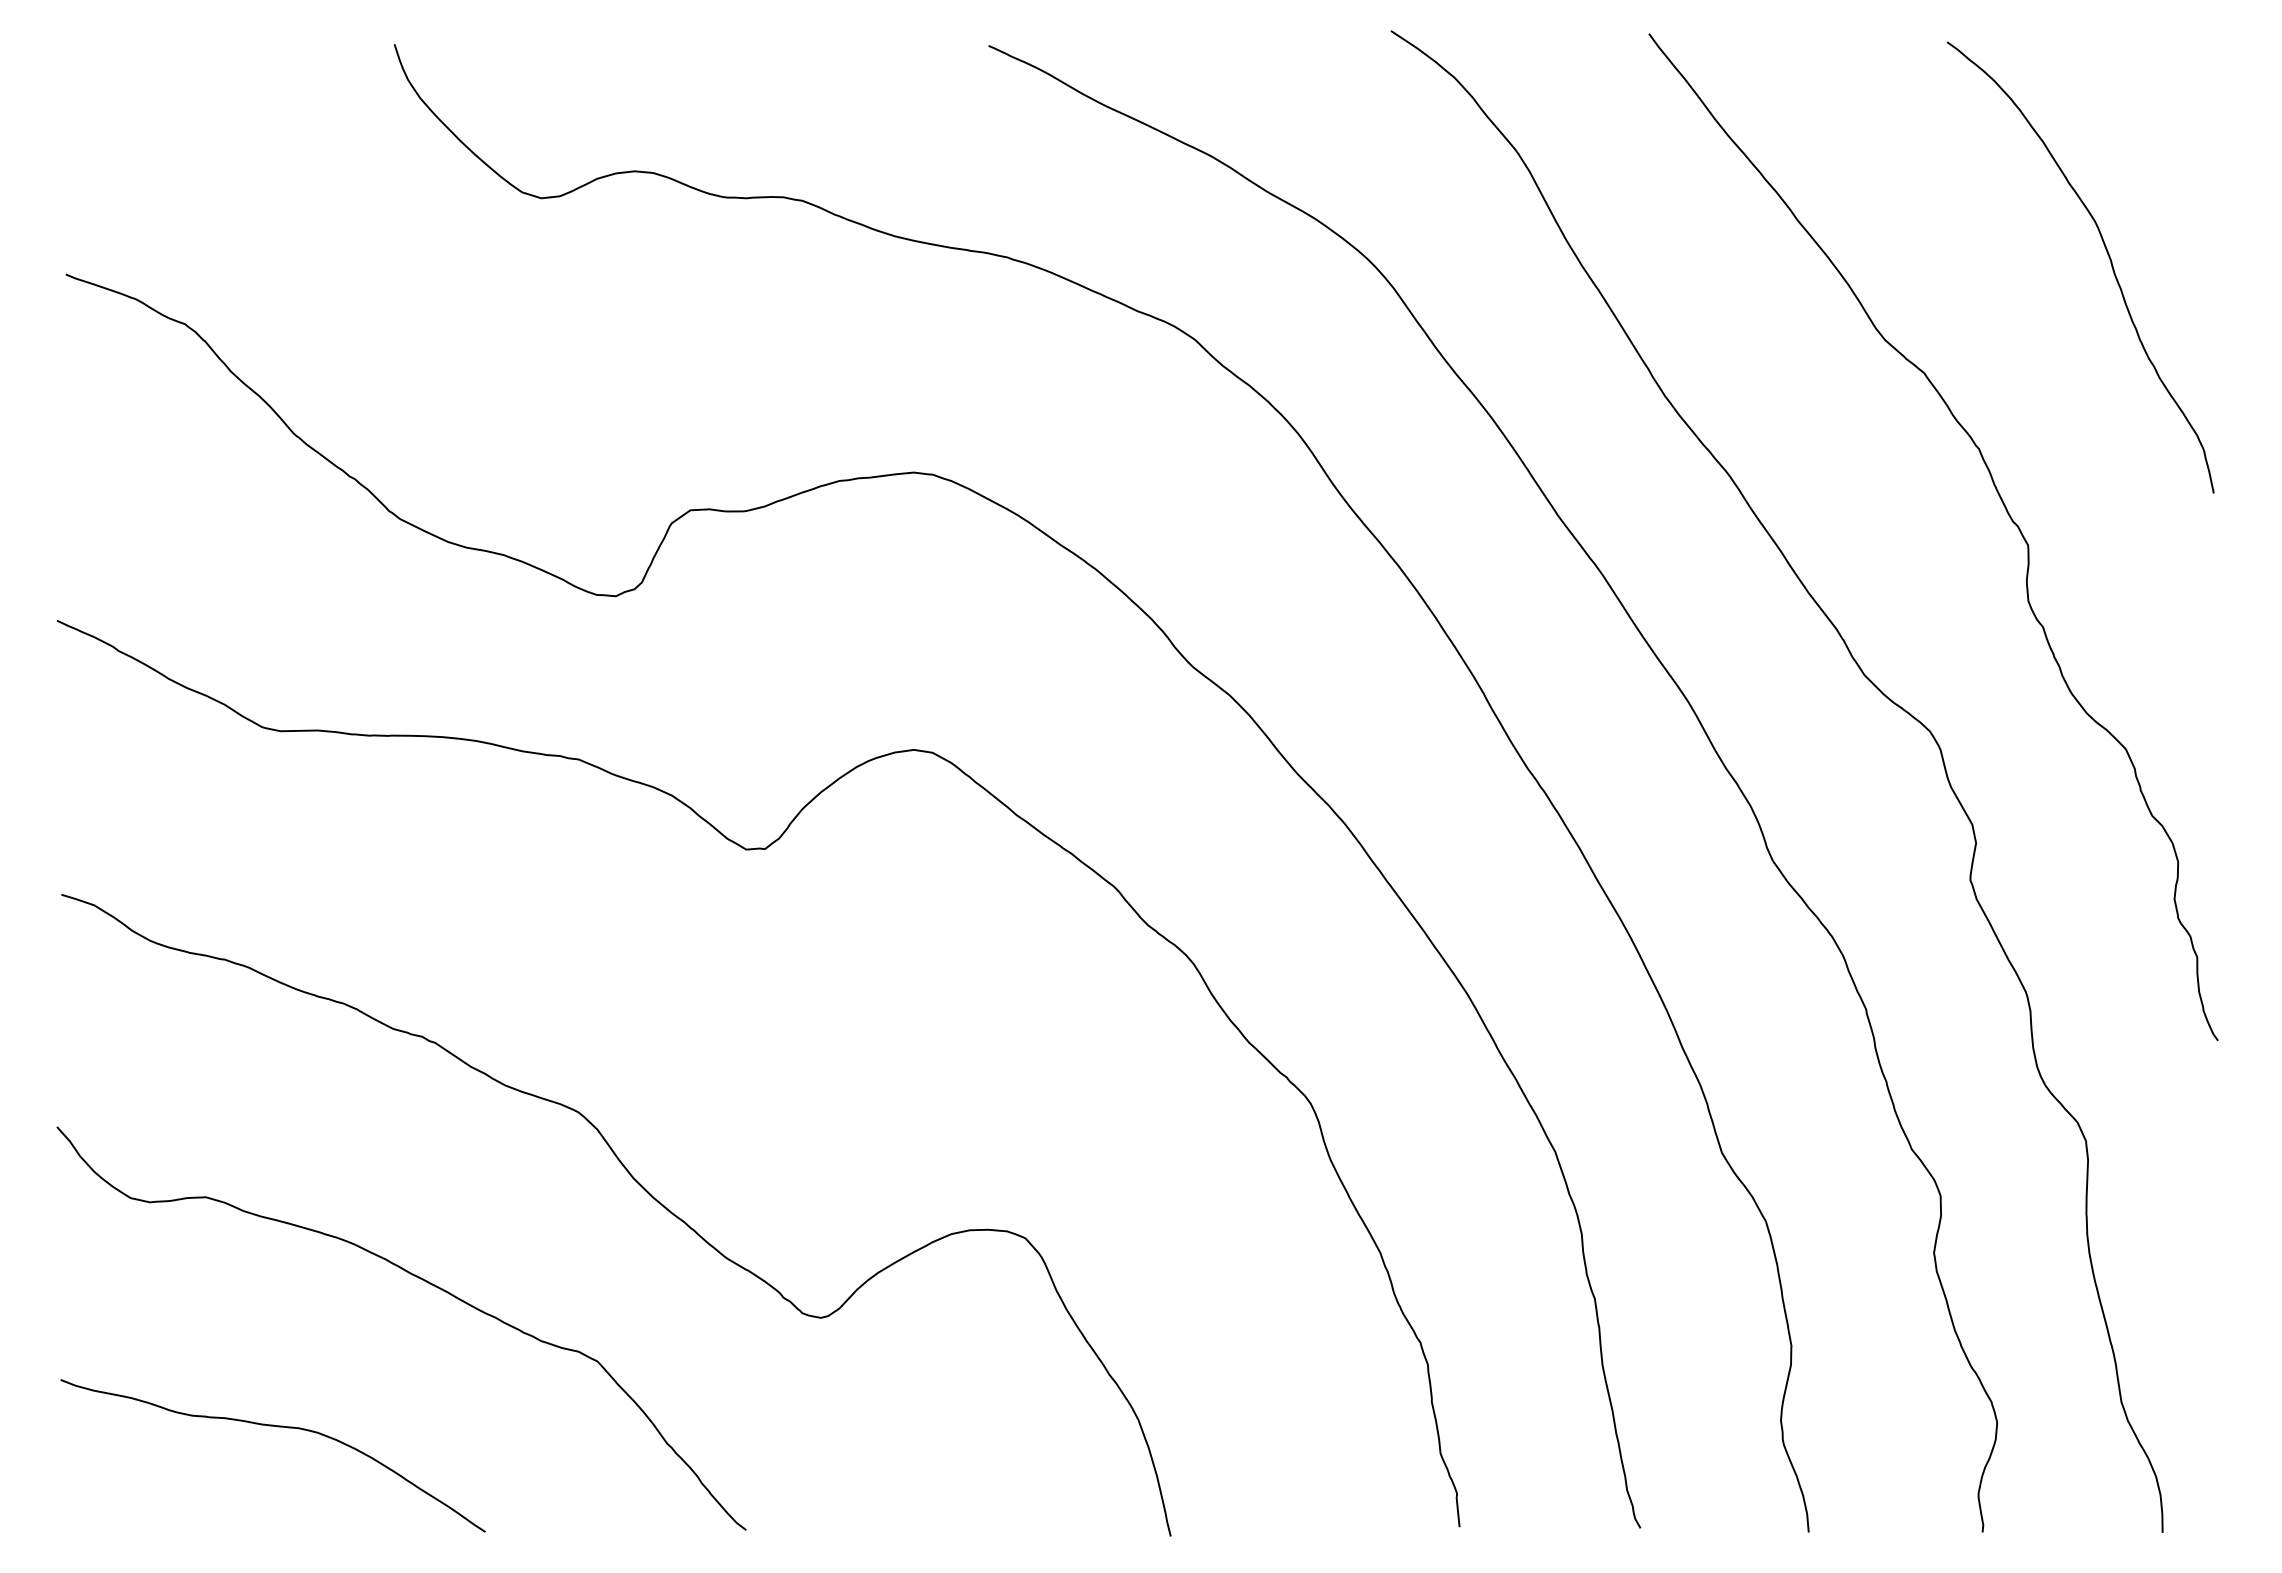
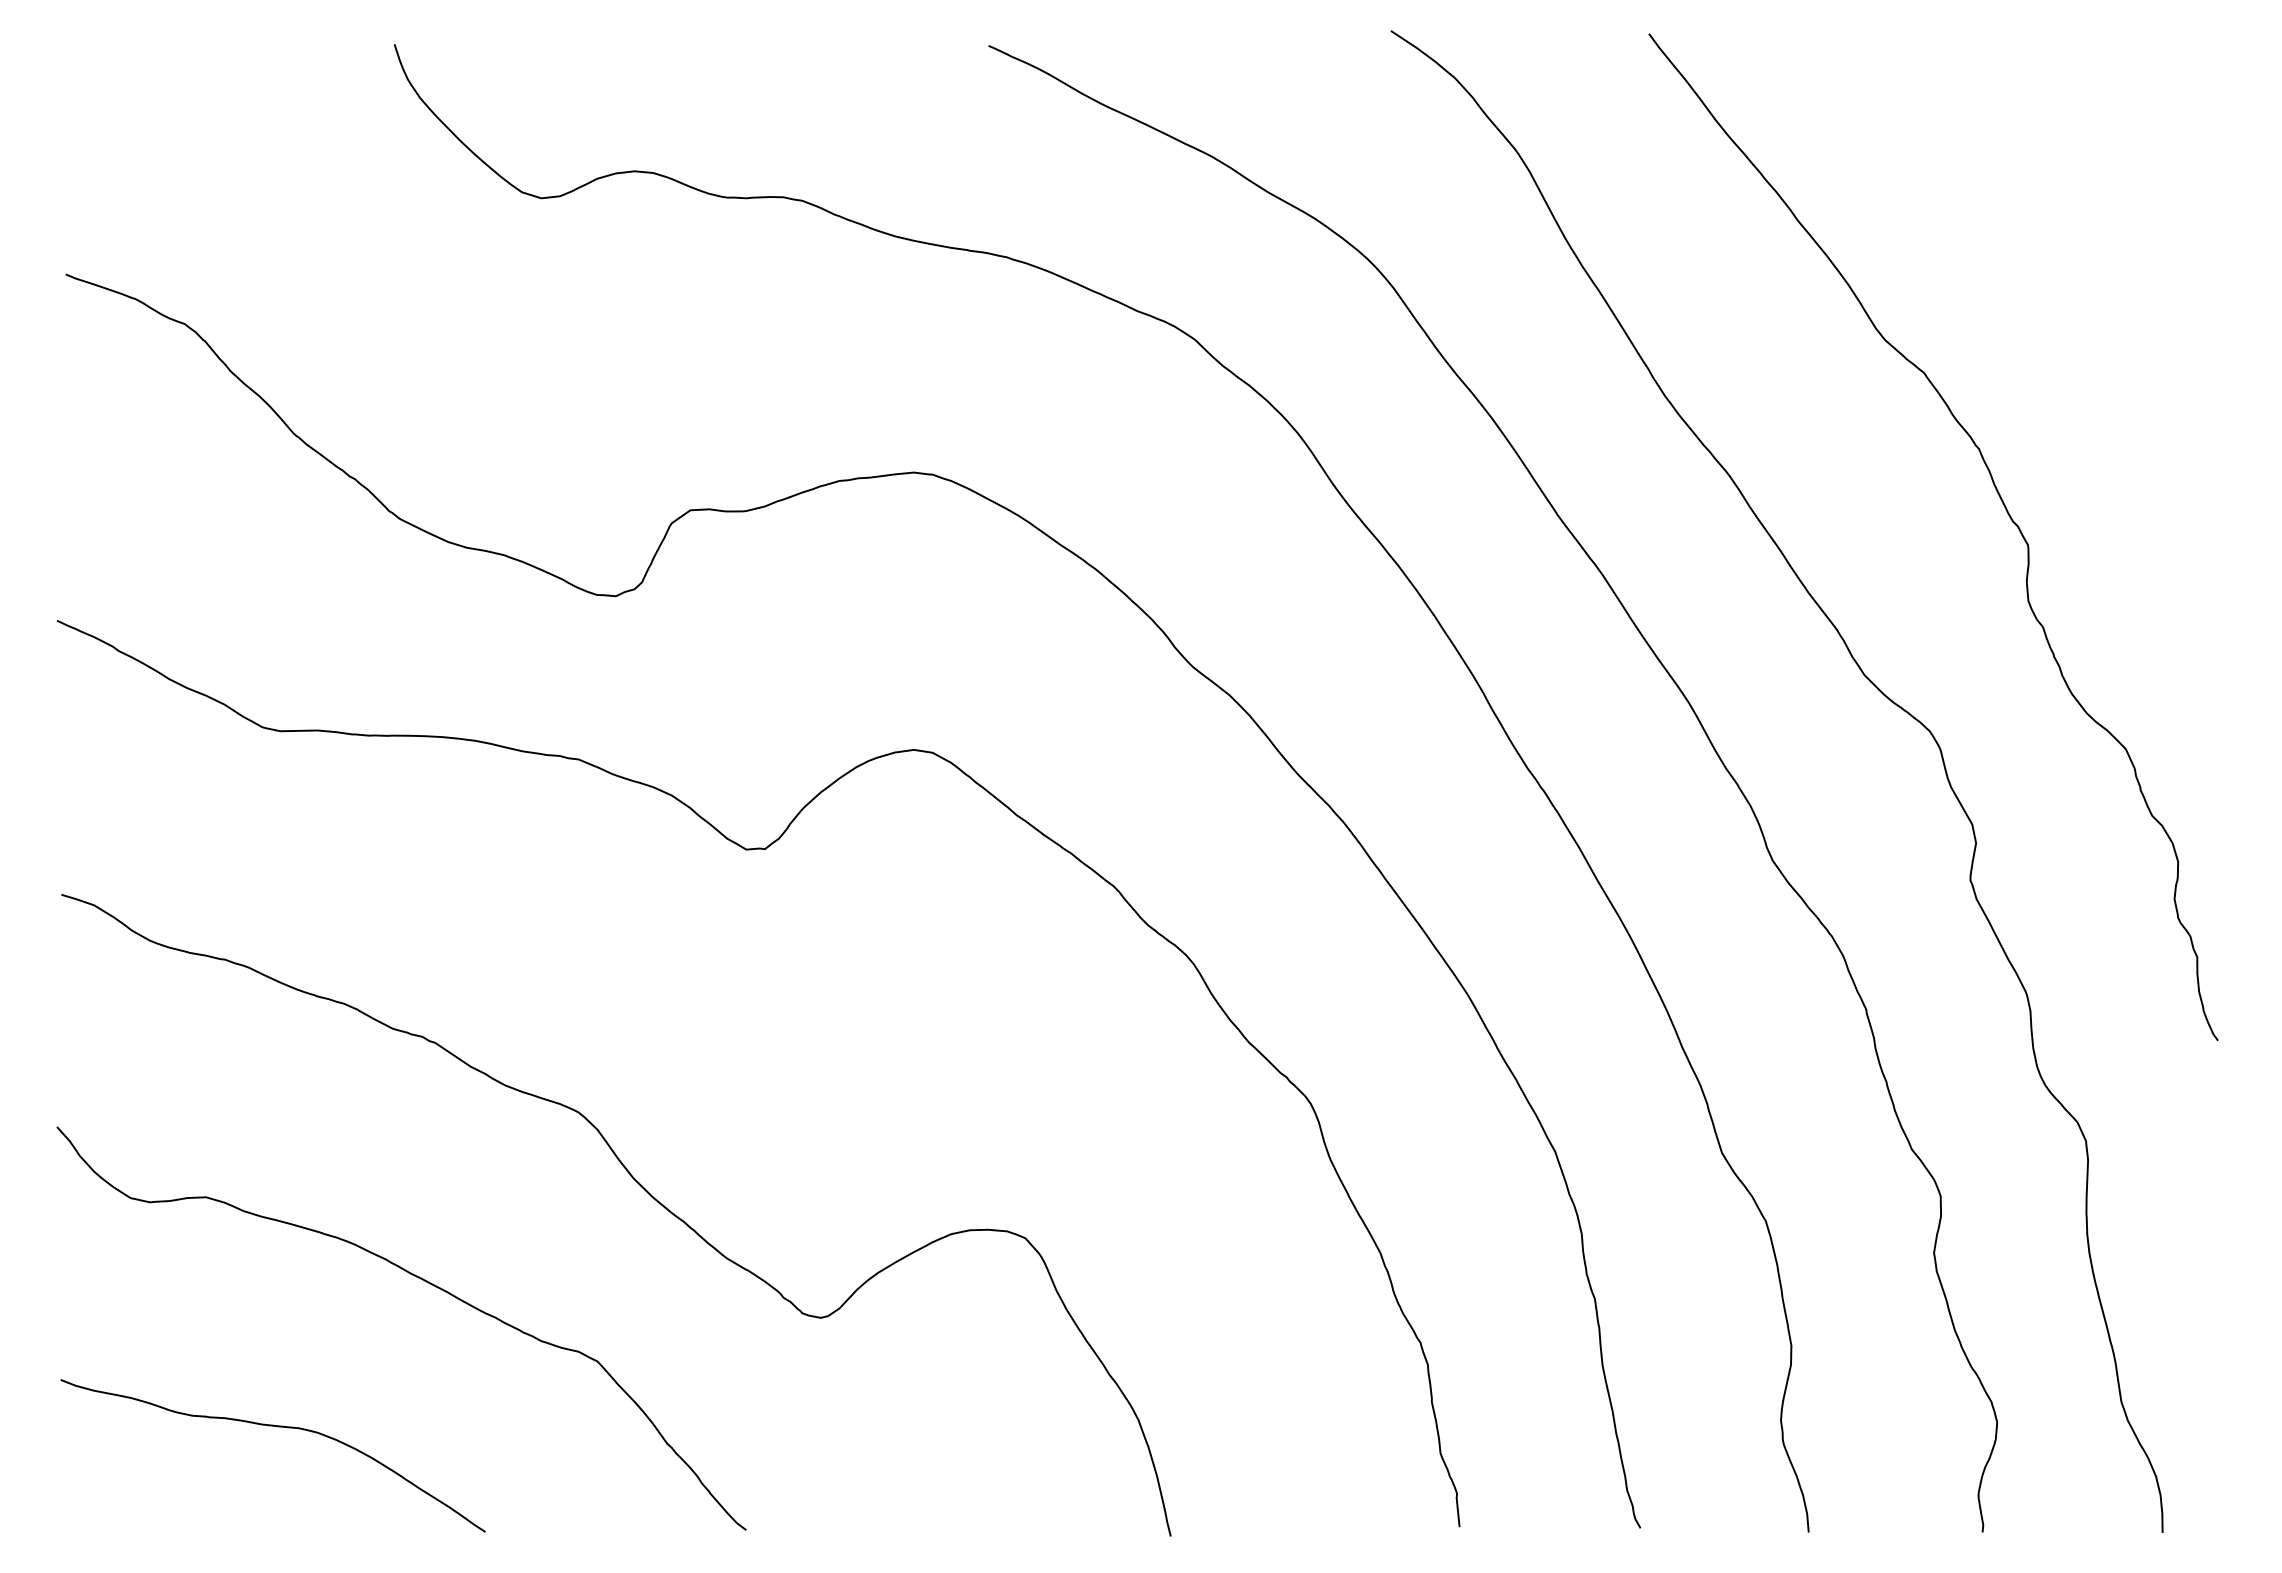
curve: present -> none (2108, 257)
